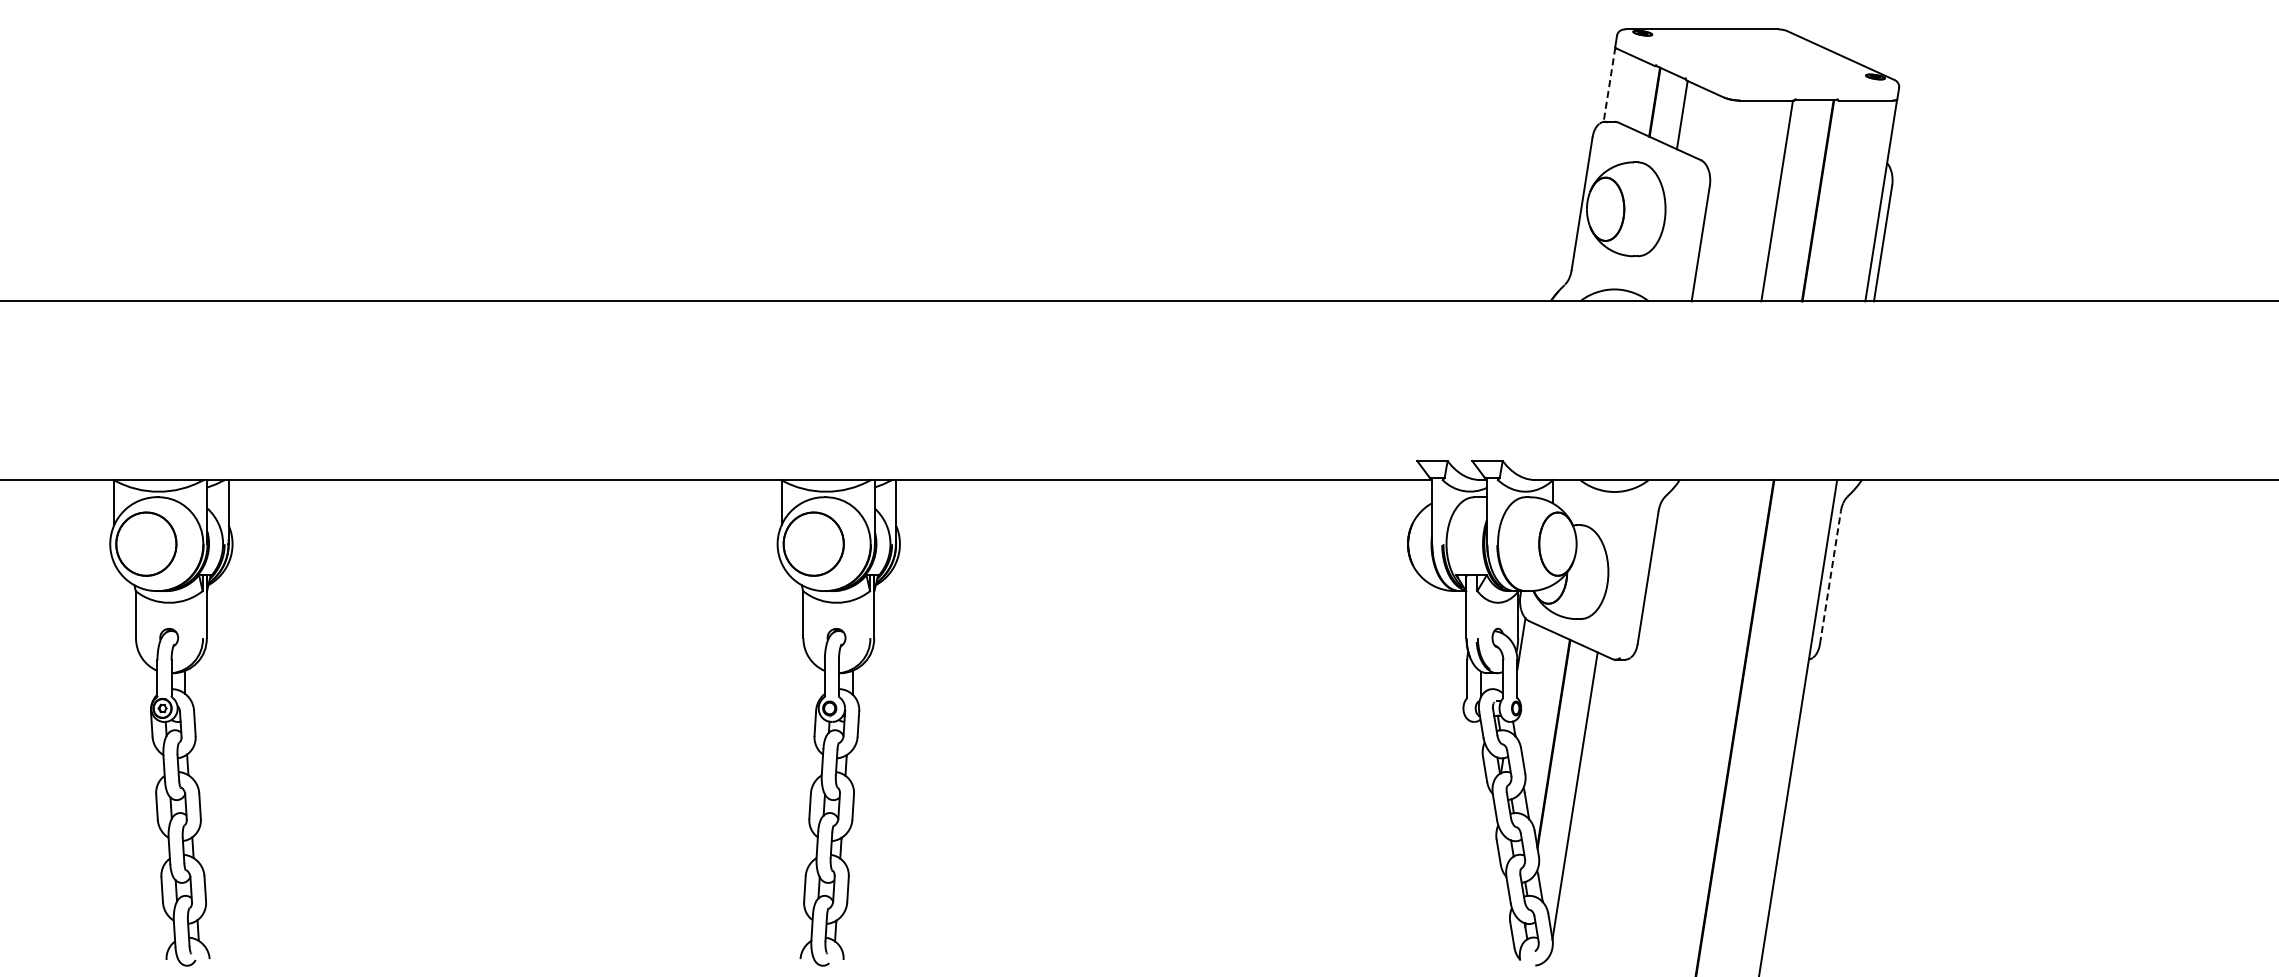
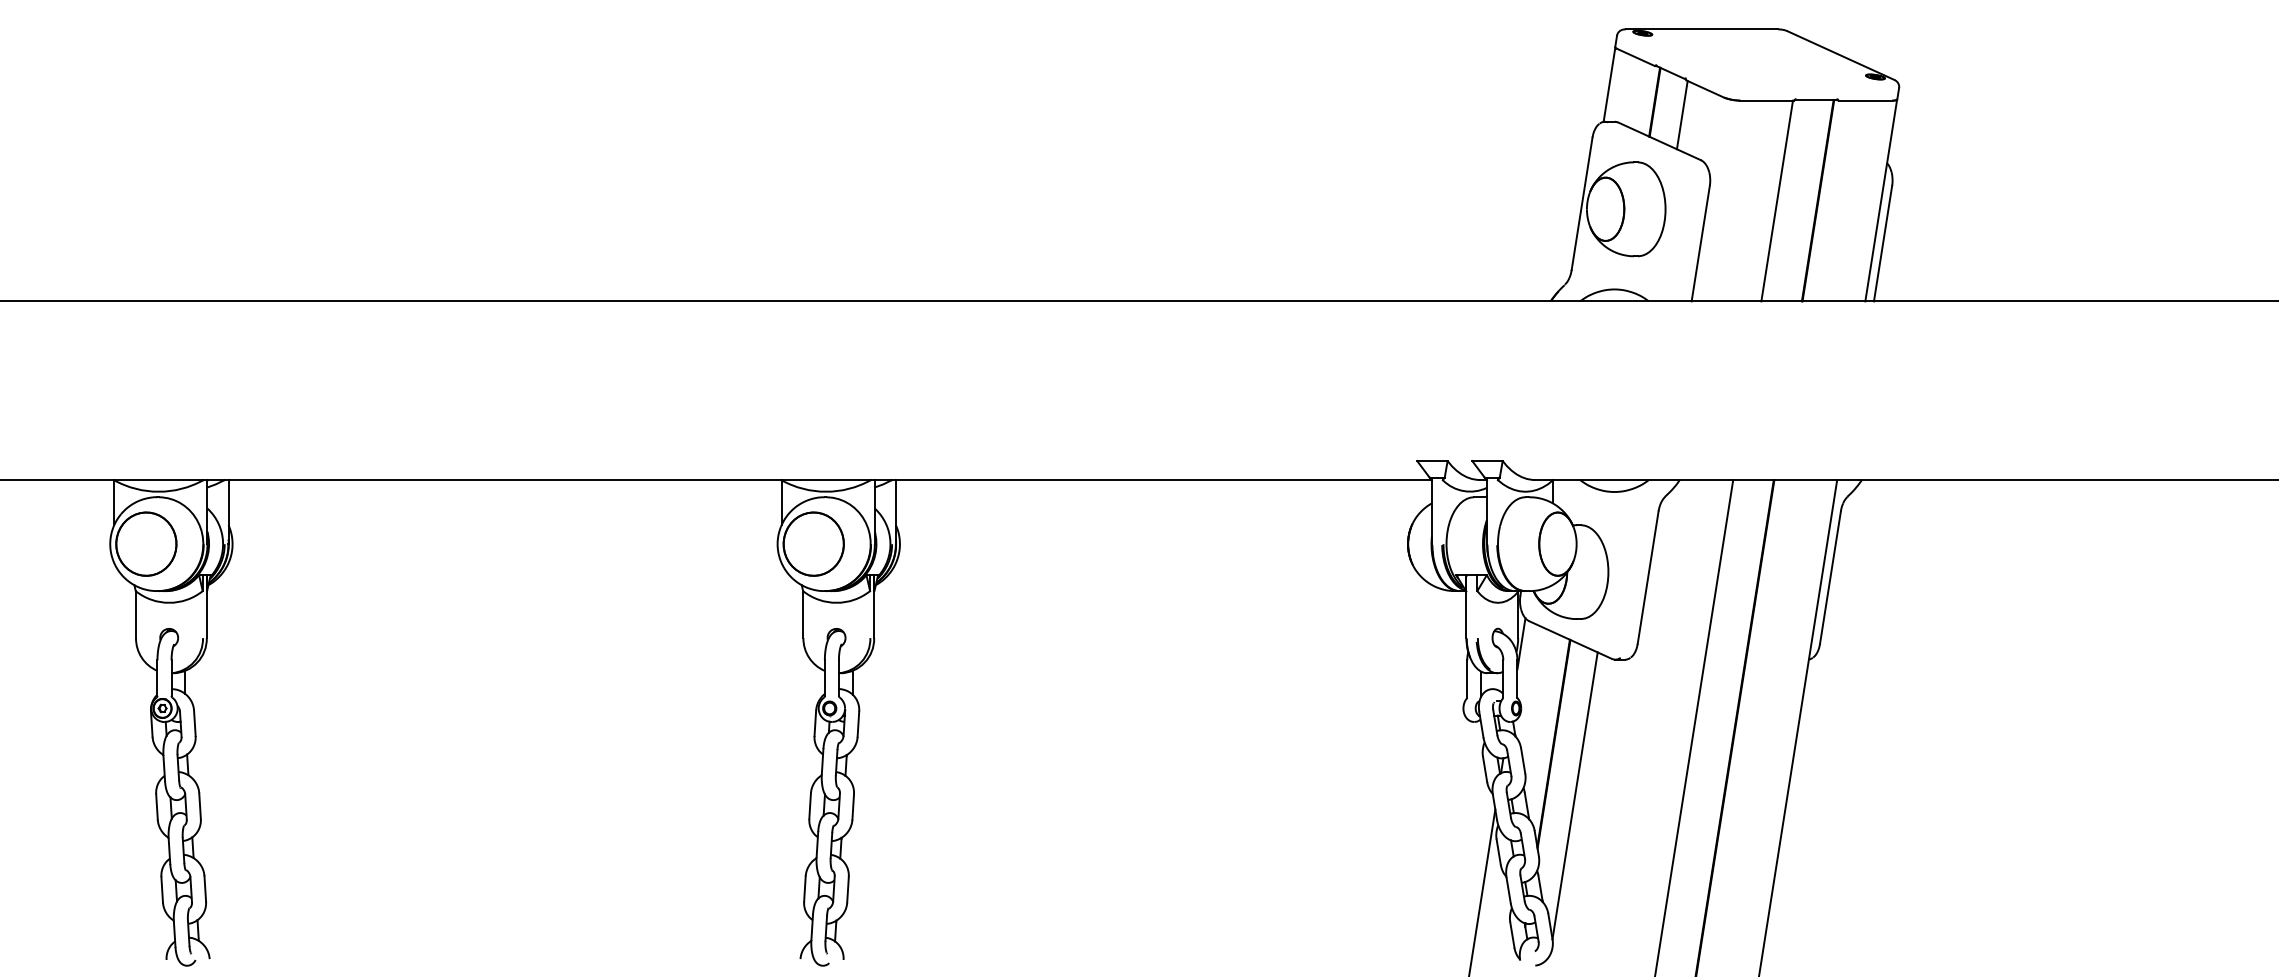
line: dashed -> solid (1609, 84)
line: dashed -> solid (1830, 577)
line: none -> present (1694, 726)
line: none -> present (1482, 891)
